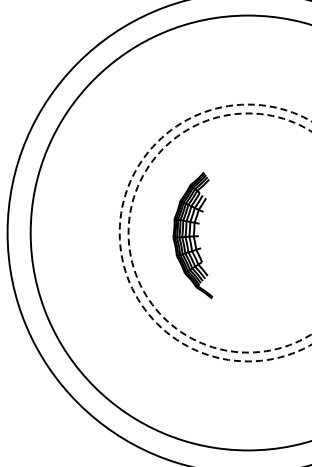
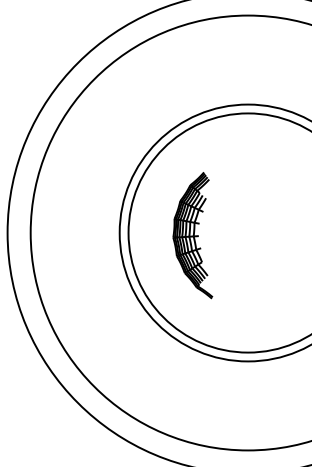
circle: dashed -> solid (215, 232)
circle: dashed -> solid (219, 232)
